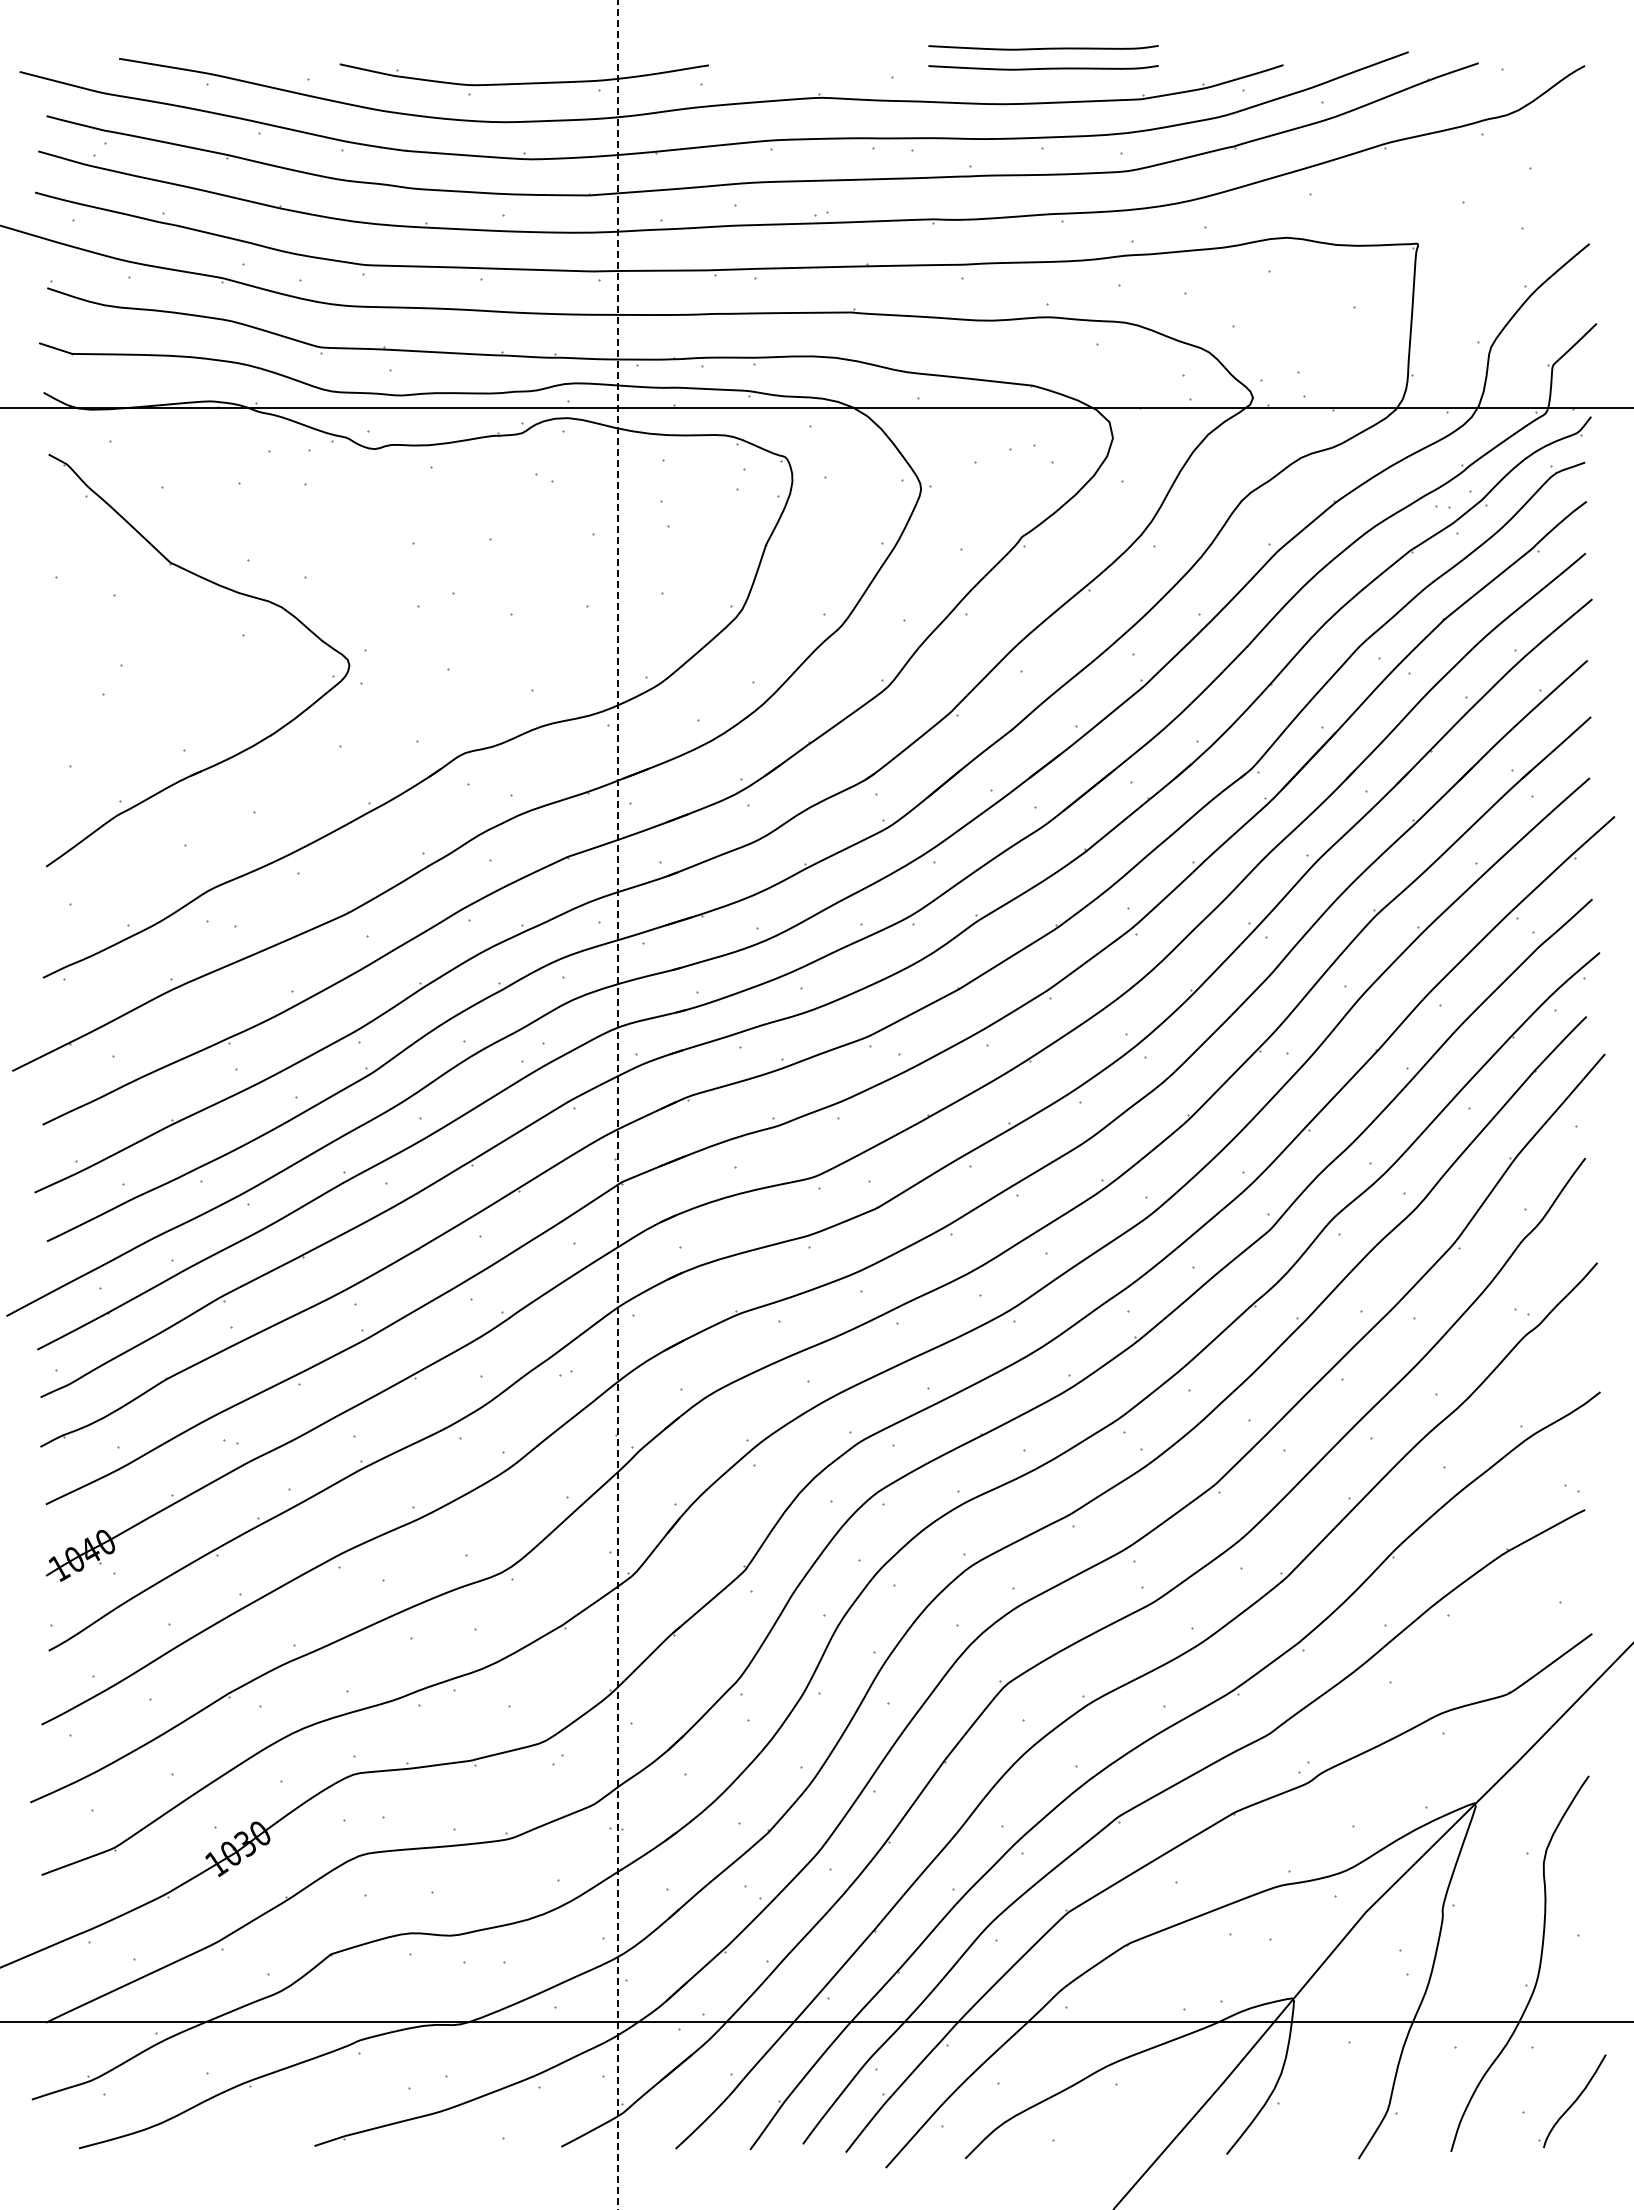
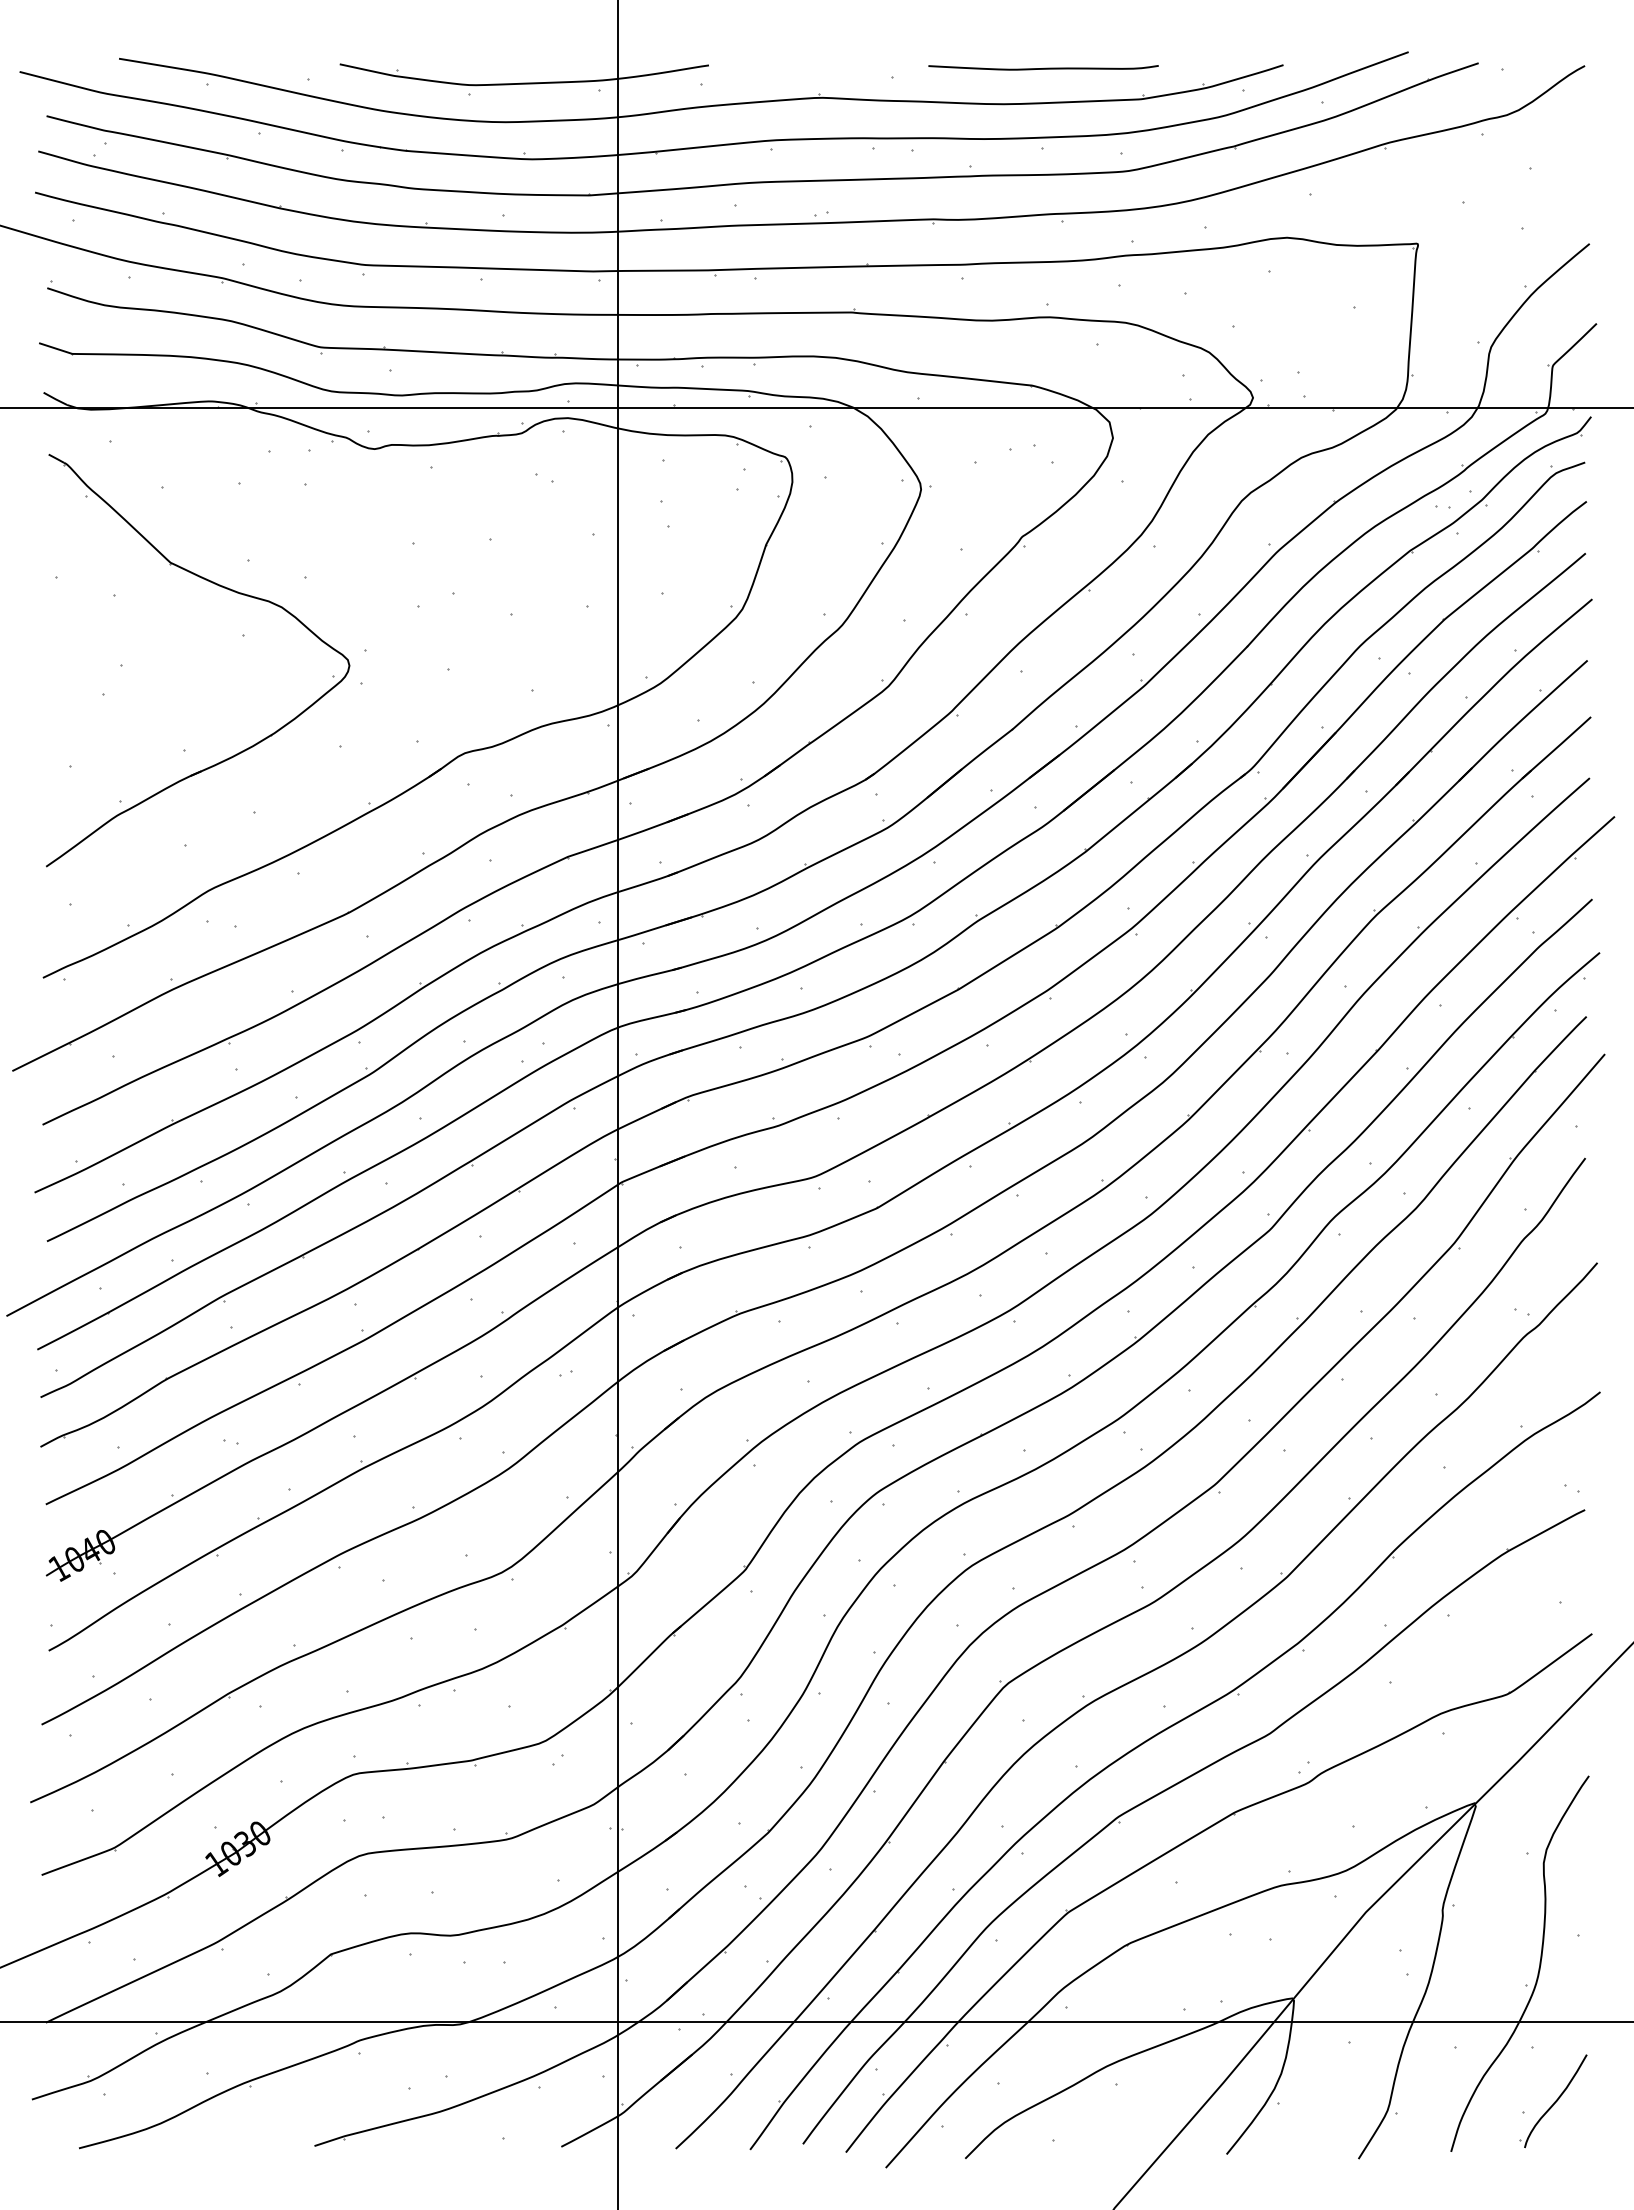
curve: present -> none (1044, 47)
line: dashed -> solid (617, 1105)
part position: (1572, 2101) -> (1553, 2101) (1553, 2101)
